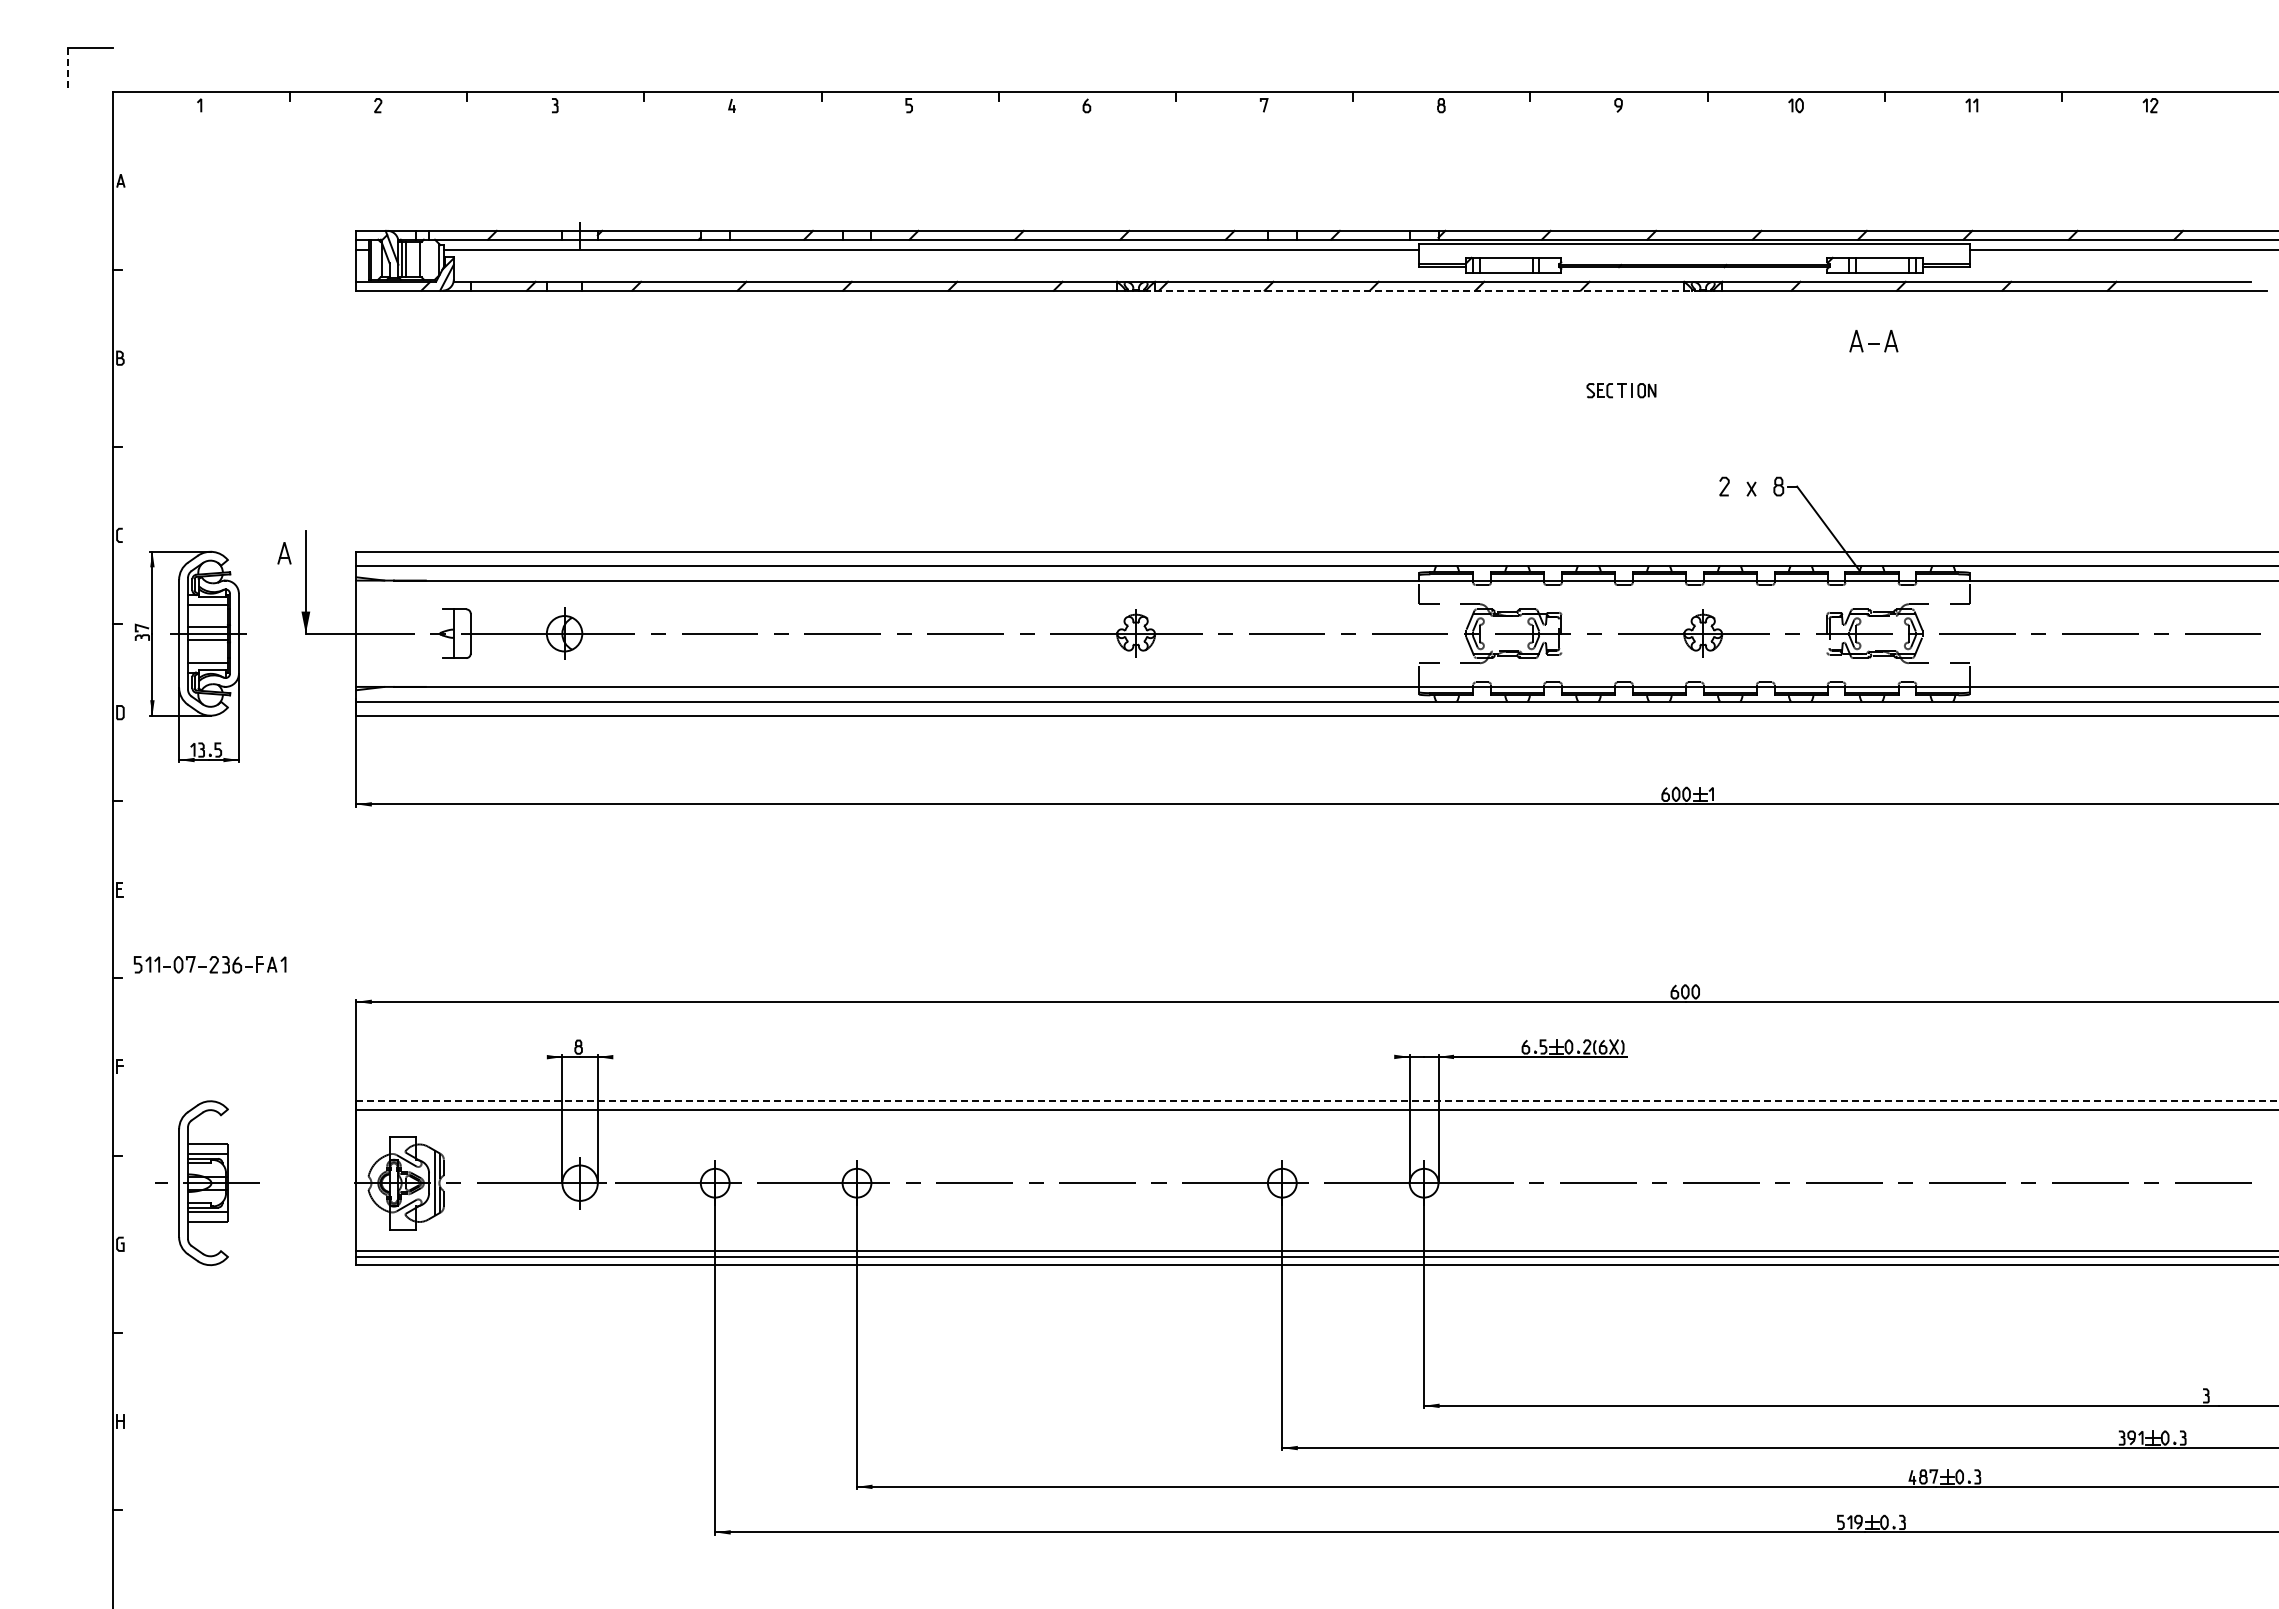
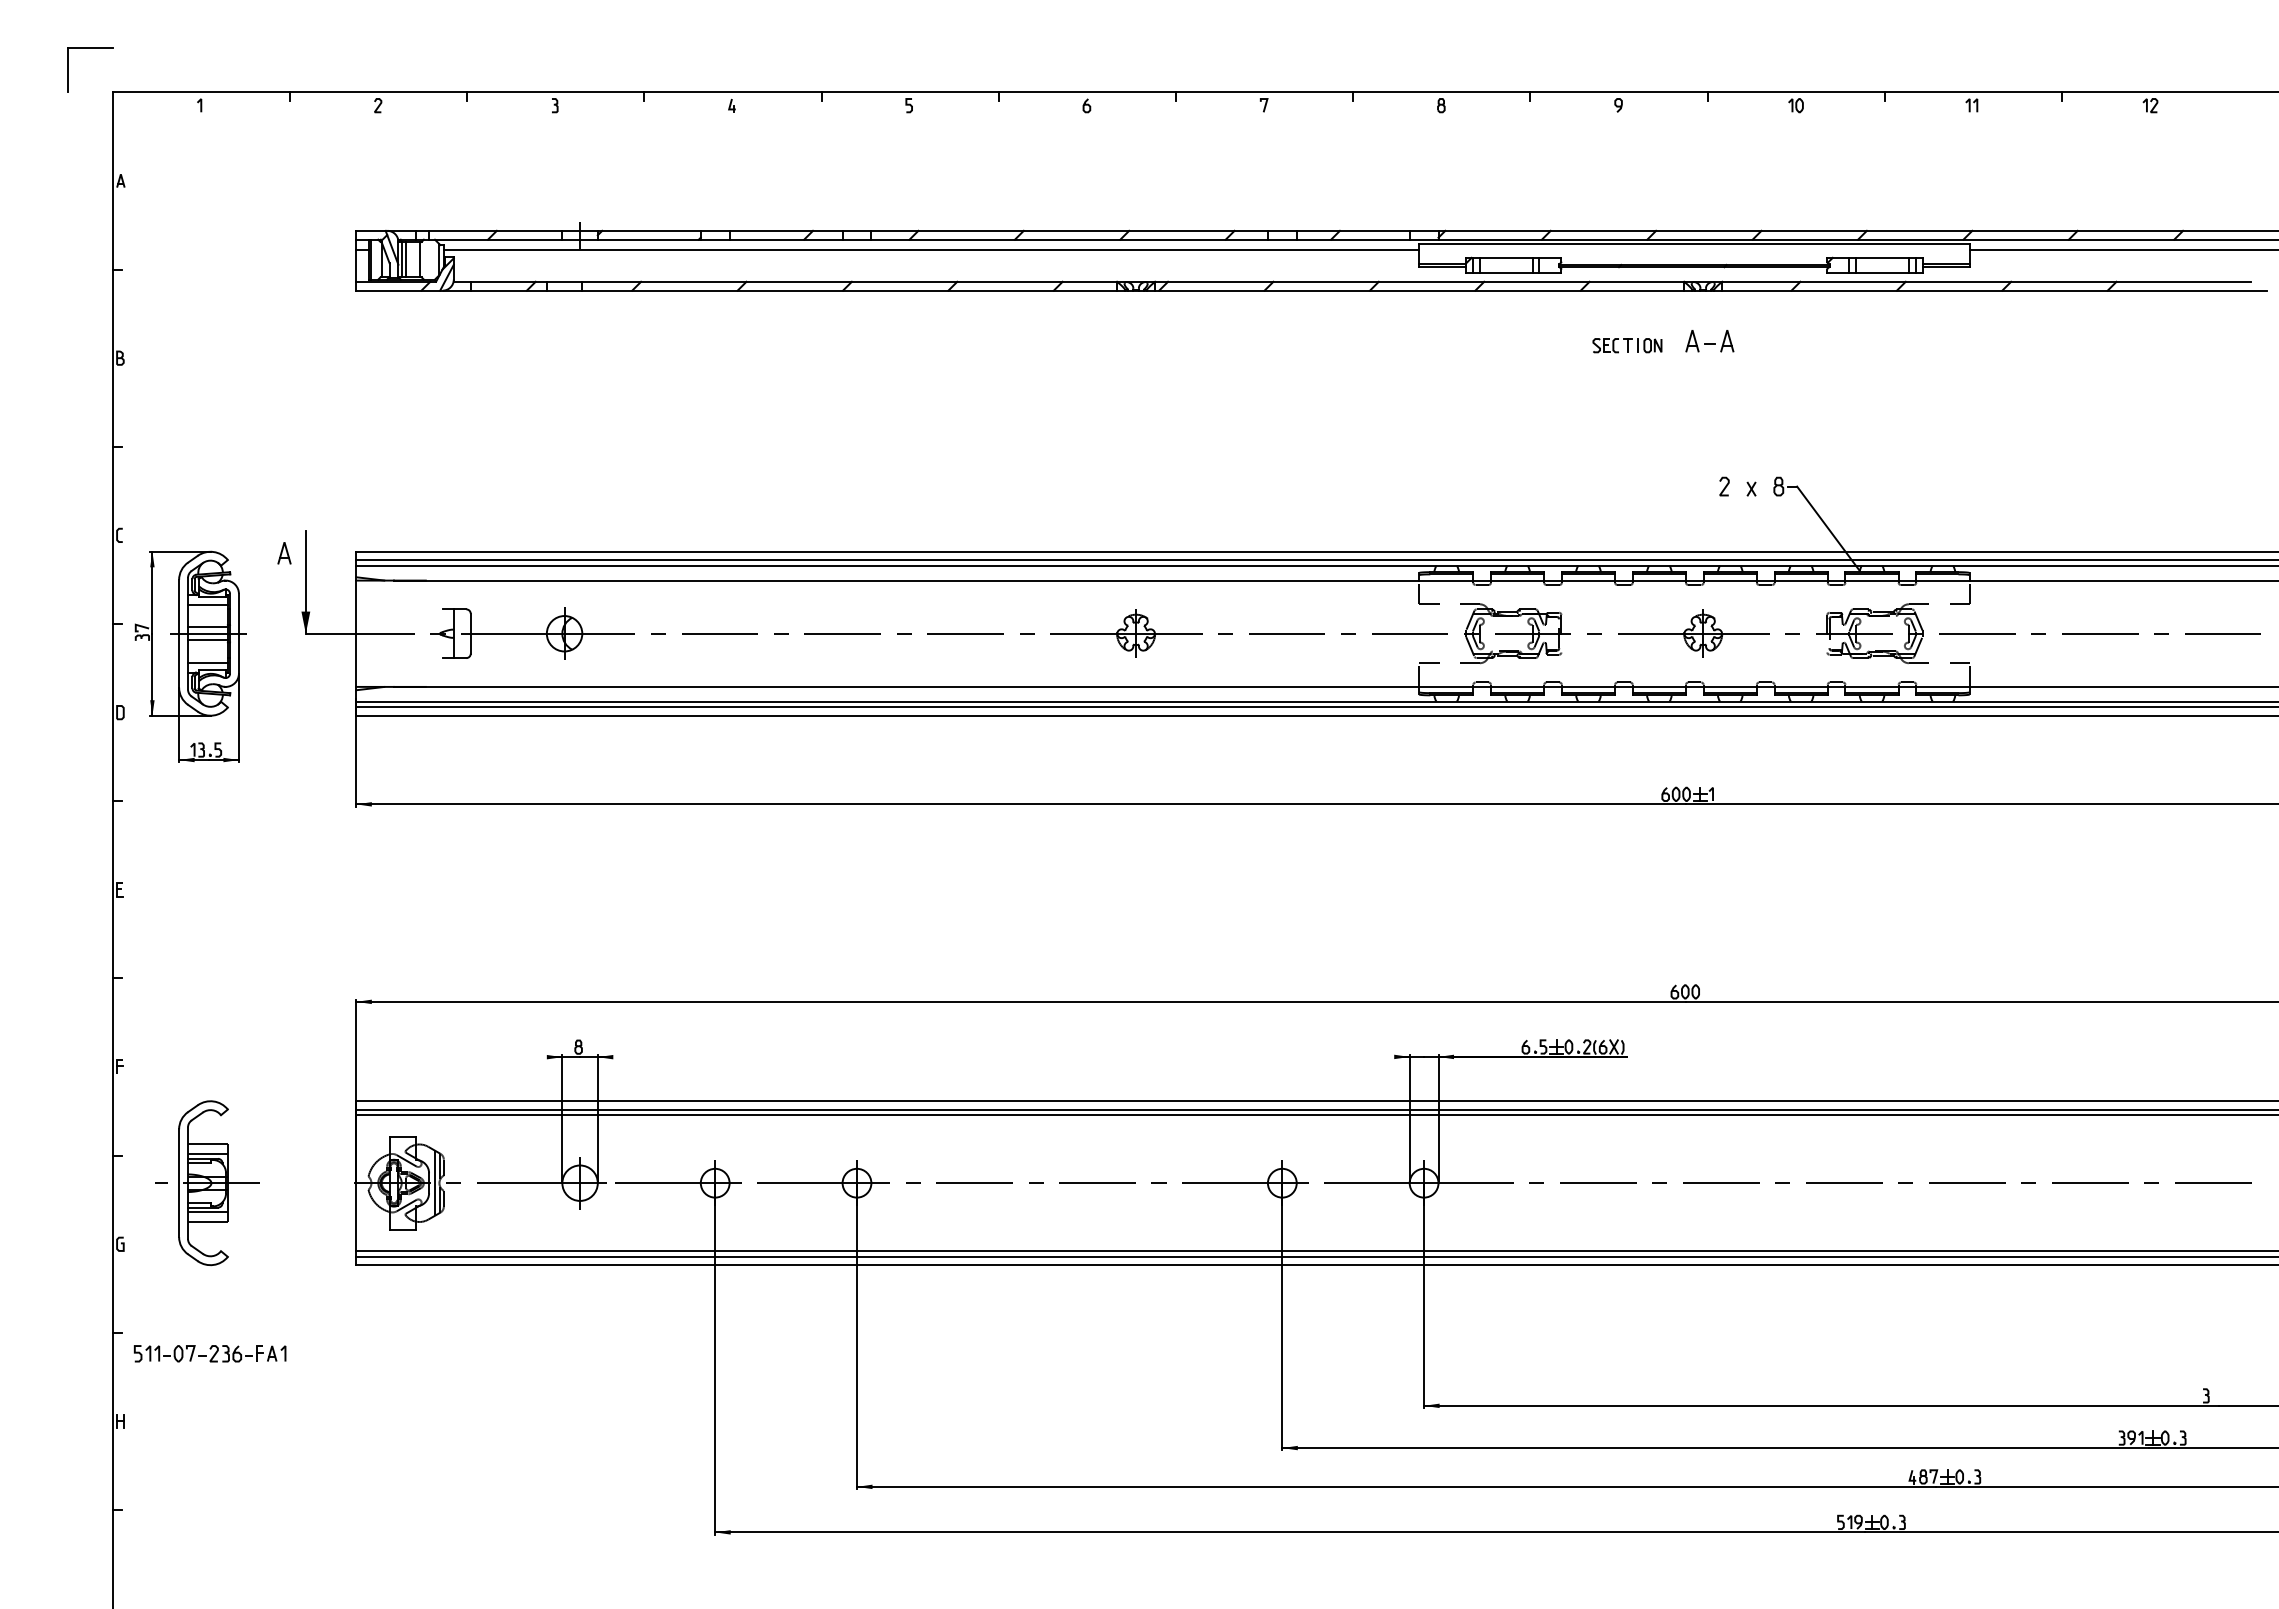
line: dashed -> solid (68, 70)
line: dashed -> solid (1421, 290)
part position: (1873, 341) -> (1709, 341) (1709, 341)
part position: (1621, 390) -> (1627, 345) (1627, 345)
line: none -> present (1315, 560)
line: none -> present (1315, 707)
part position: (209, 964) -> (209, 1353) (209, 1353)
line: dashed -> solid (1317, 1101)
line: none -> present (1315, 1115)
